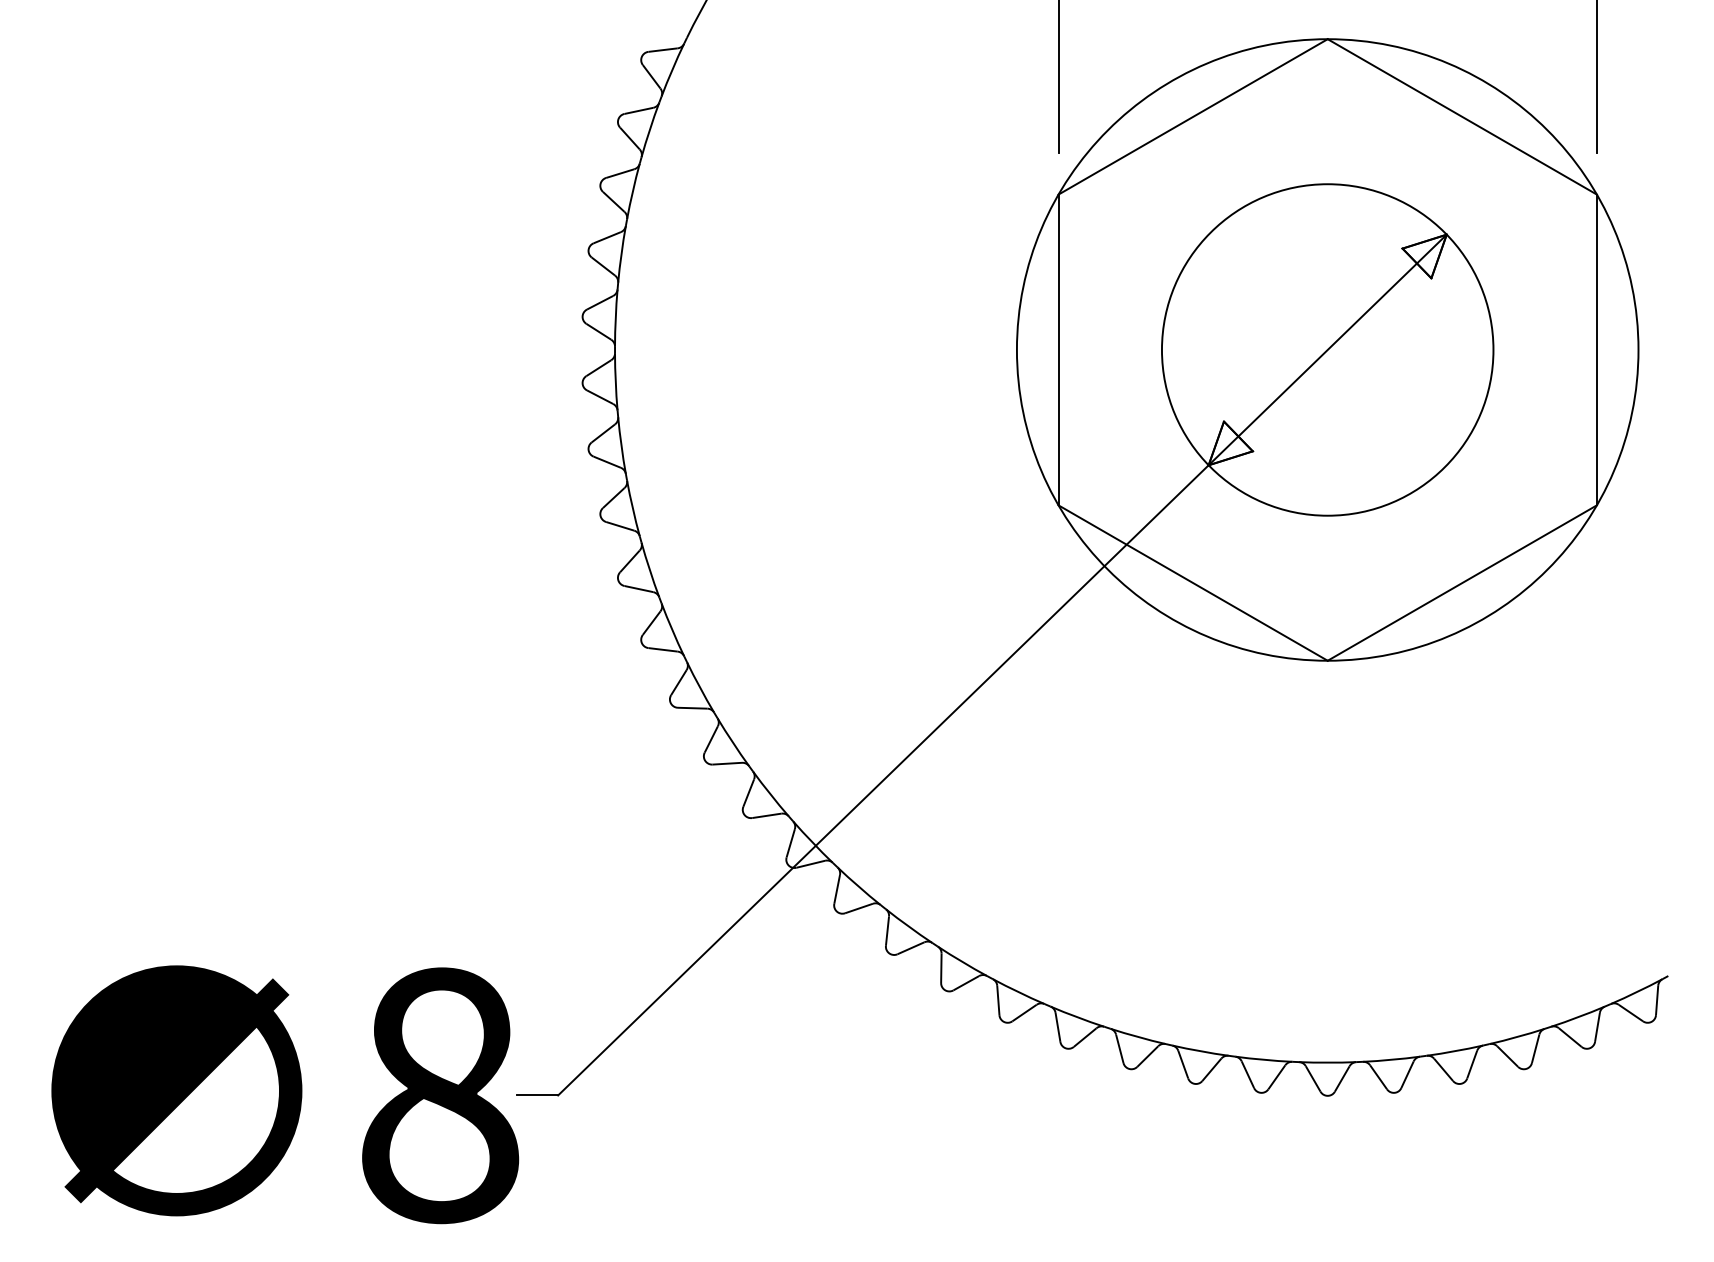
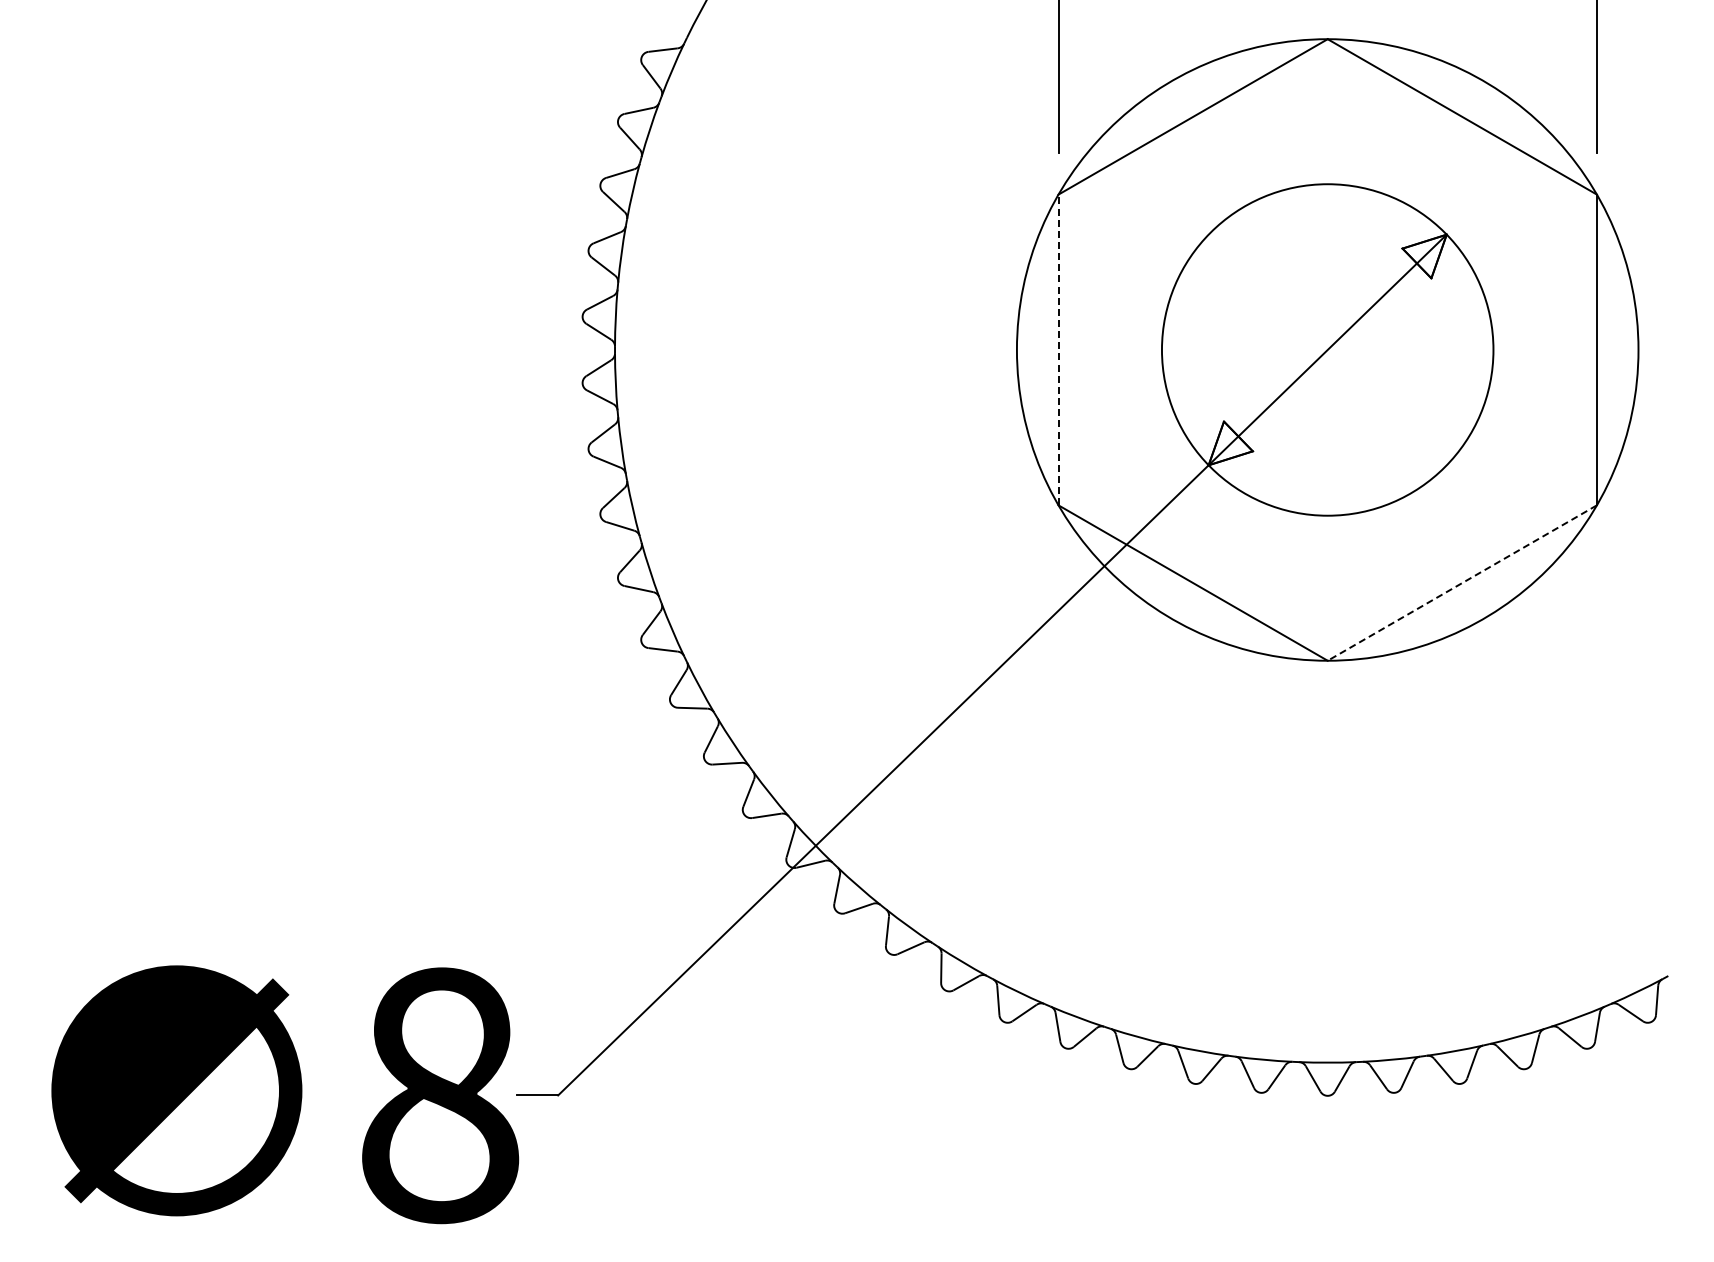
line: solid -> dashed (1058, 349)
line: solid -> dashed (1461, 583)
